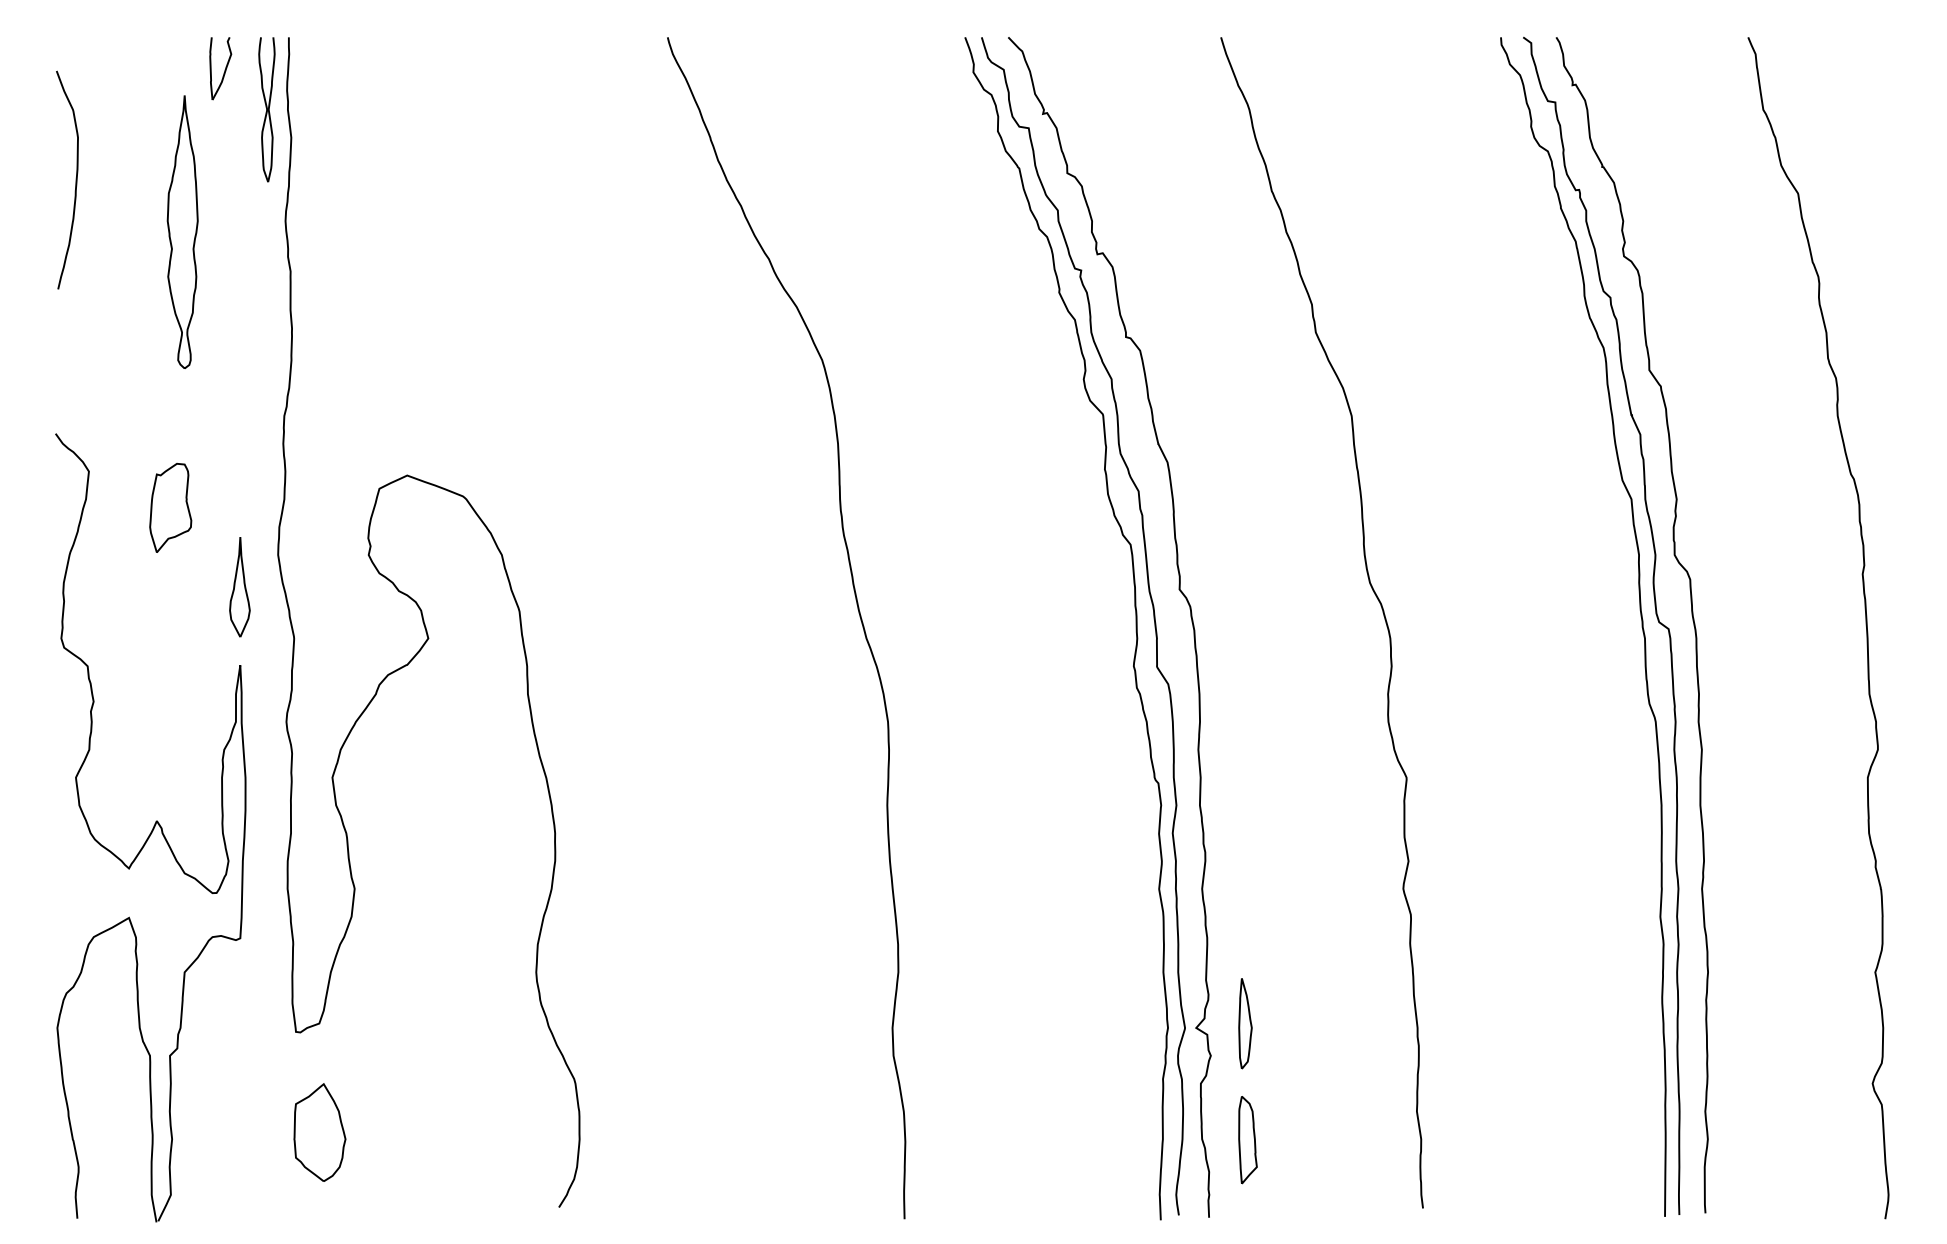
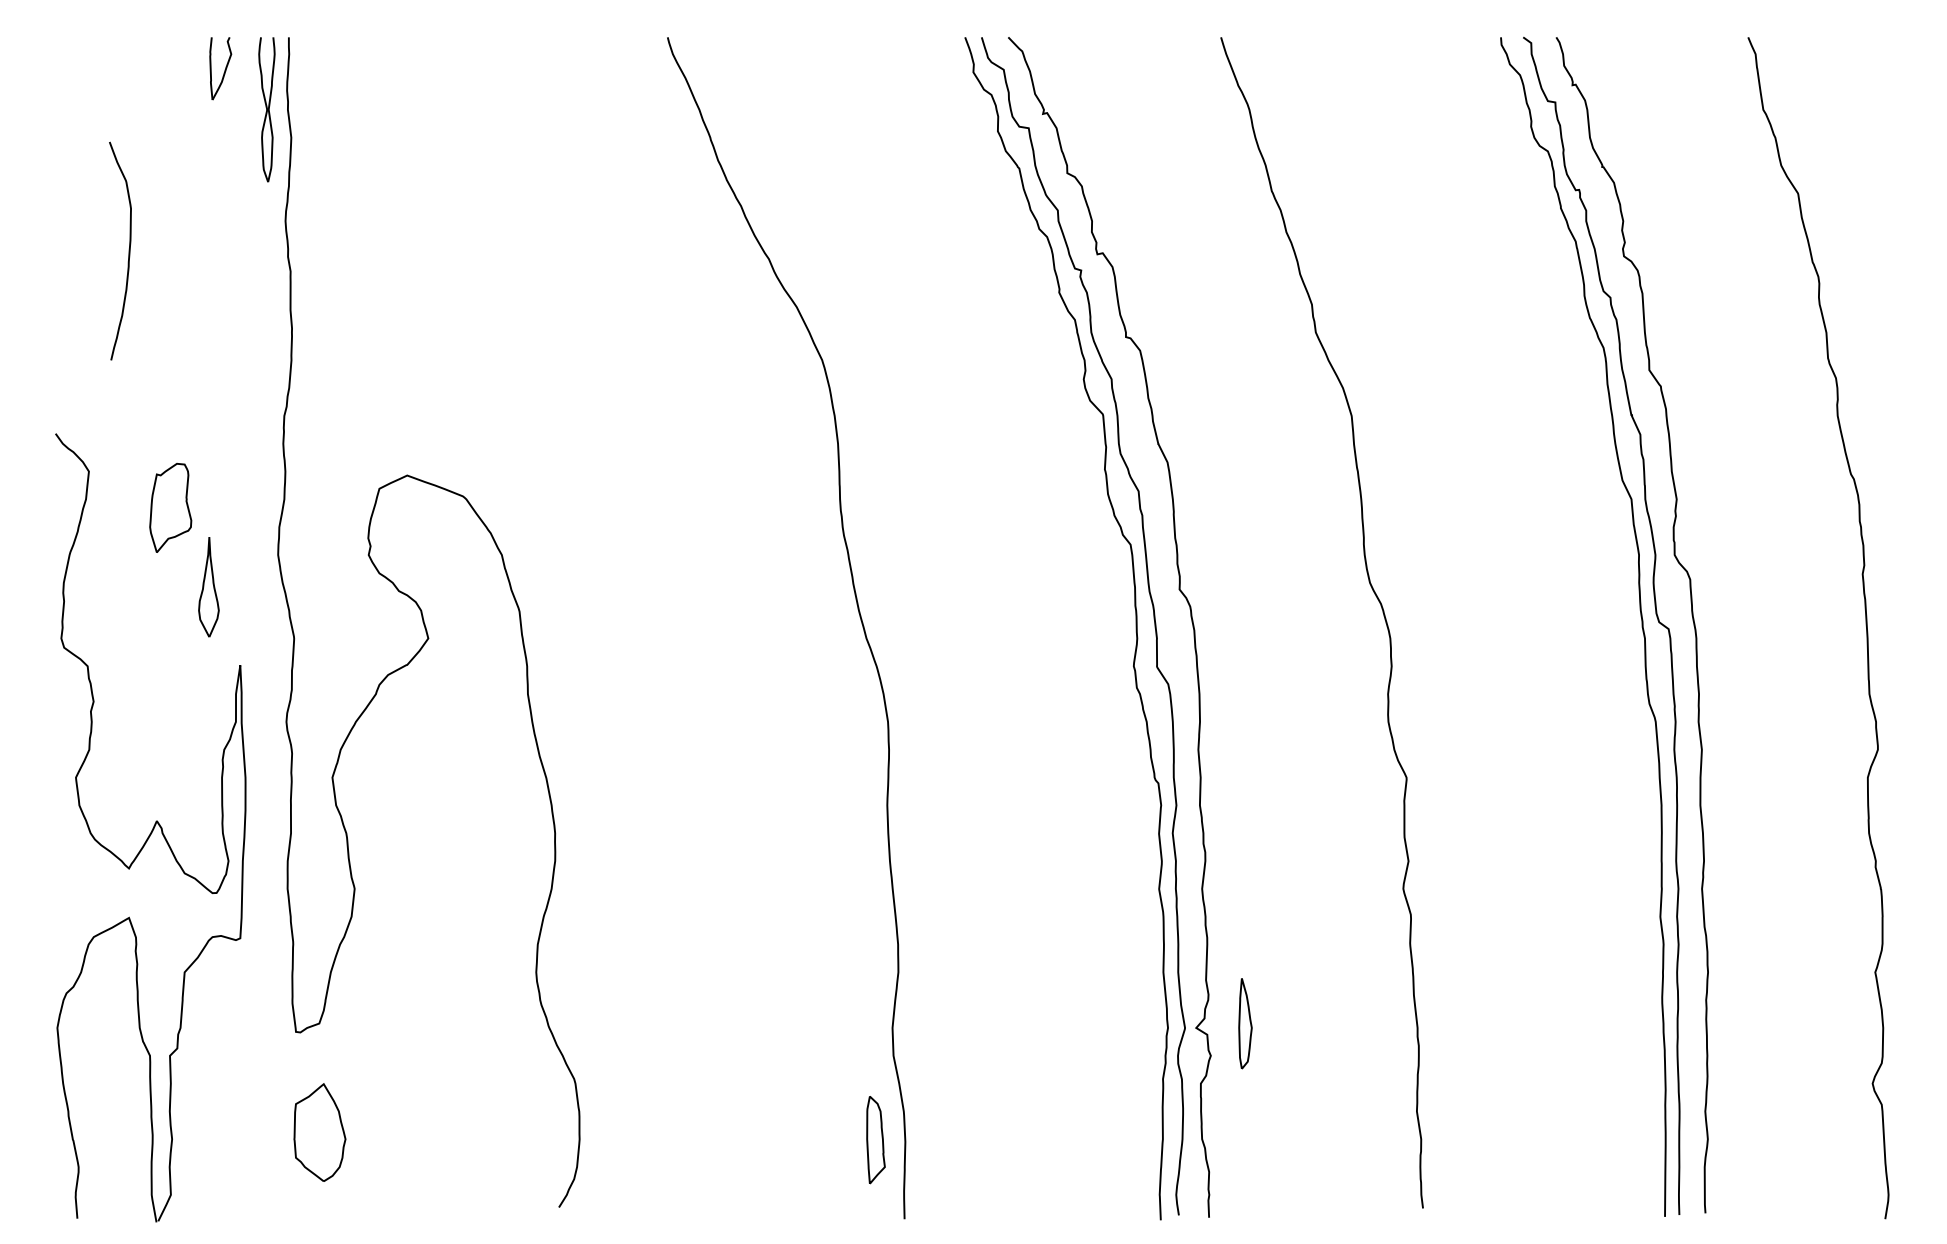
curve position: (75, 179) -> (128, 250) (128, 250)
part: present -> none (182, 231)
part position: (239, 587) -> (208, 587) (208, 587)
part position: (1247, 1140) -> (875, 1140) (875, 1140)
